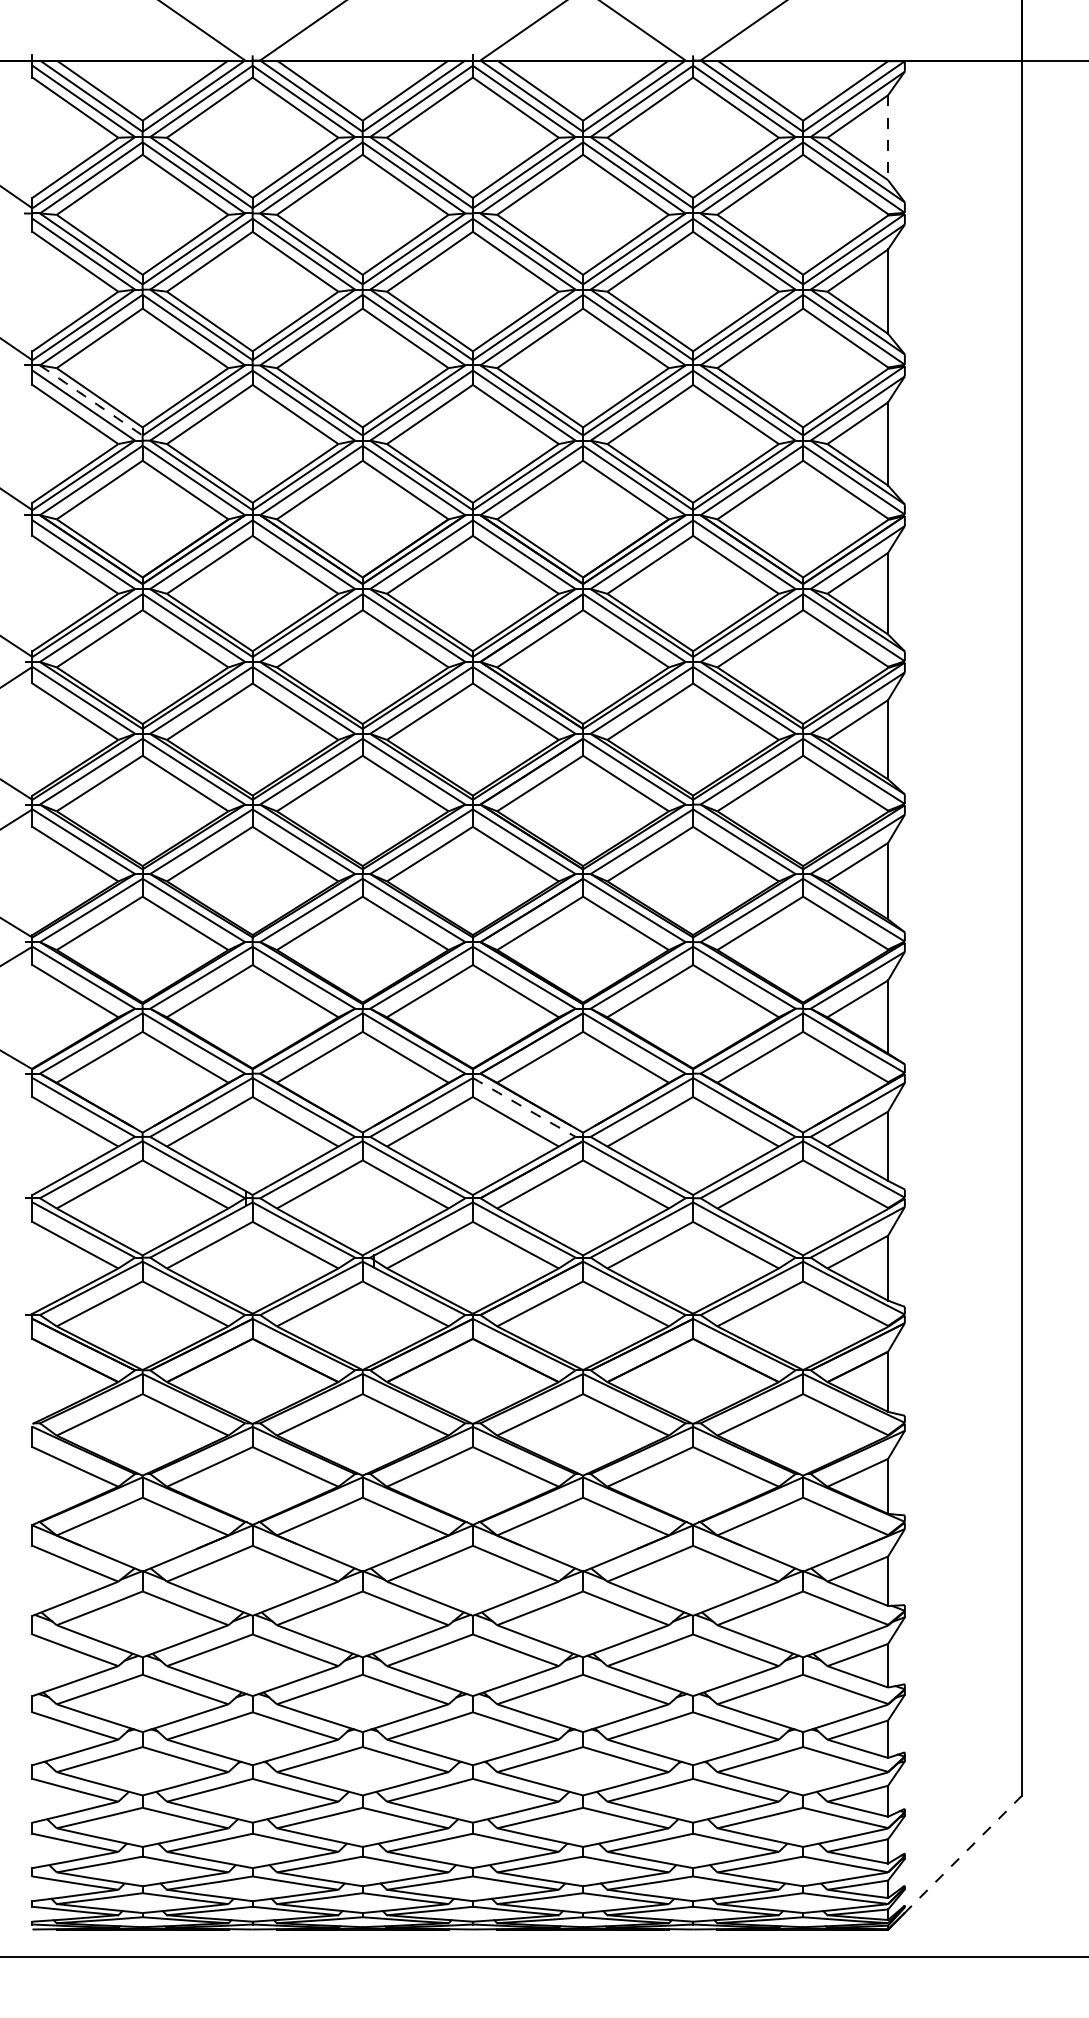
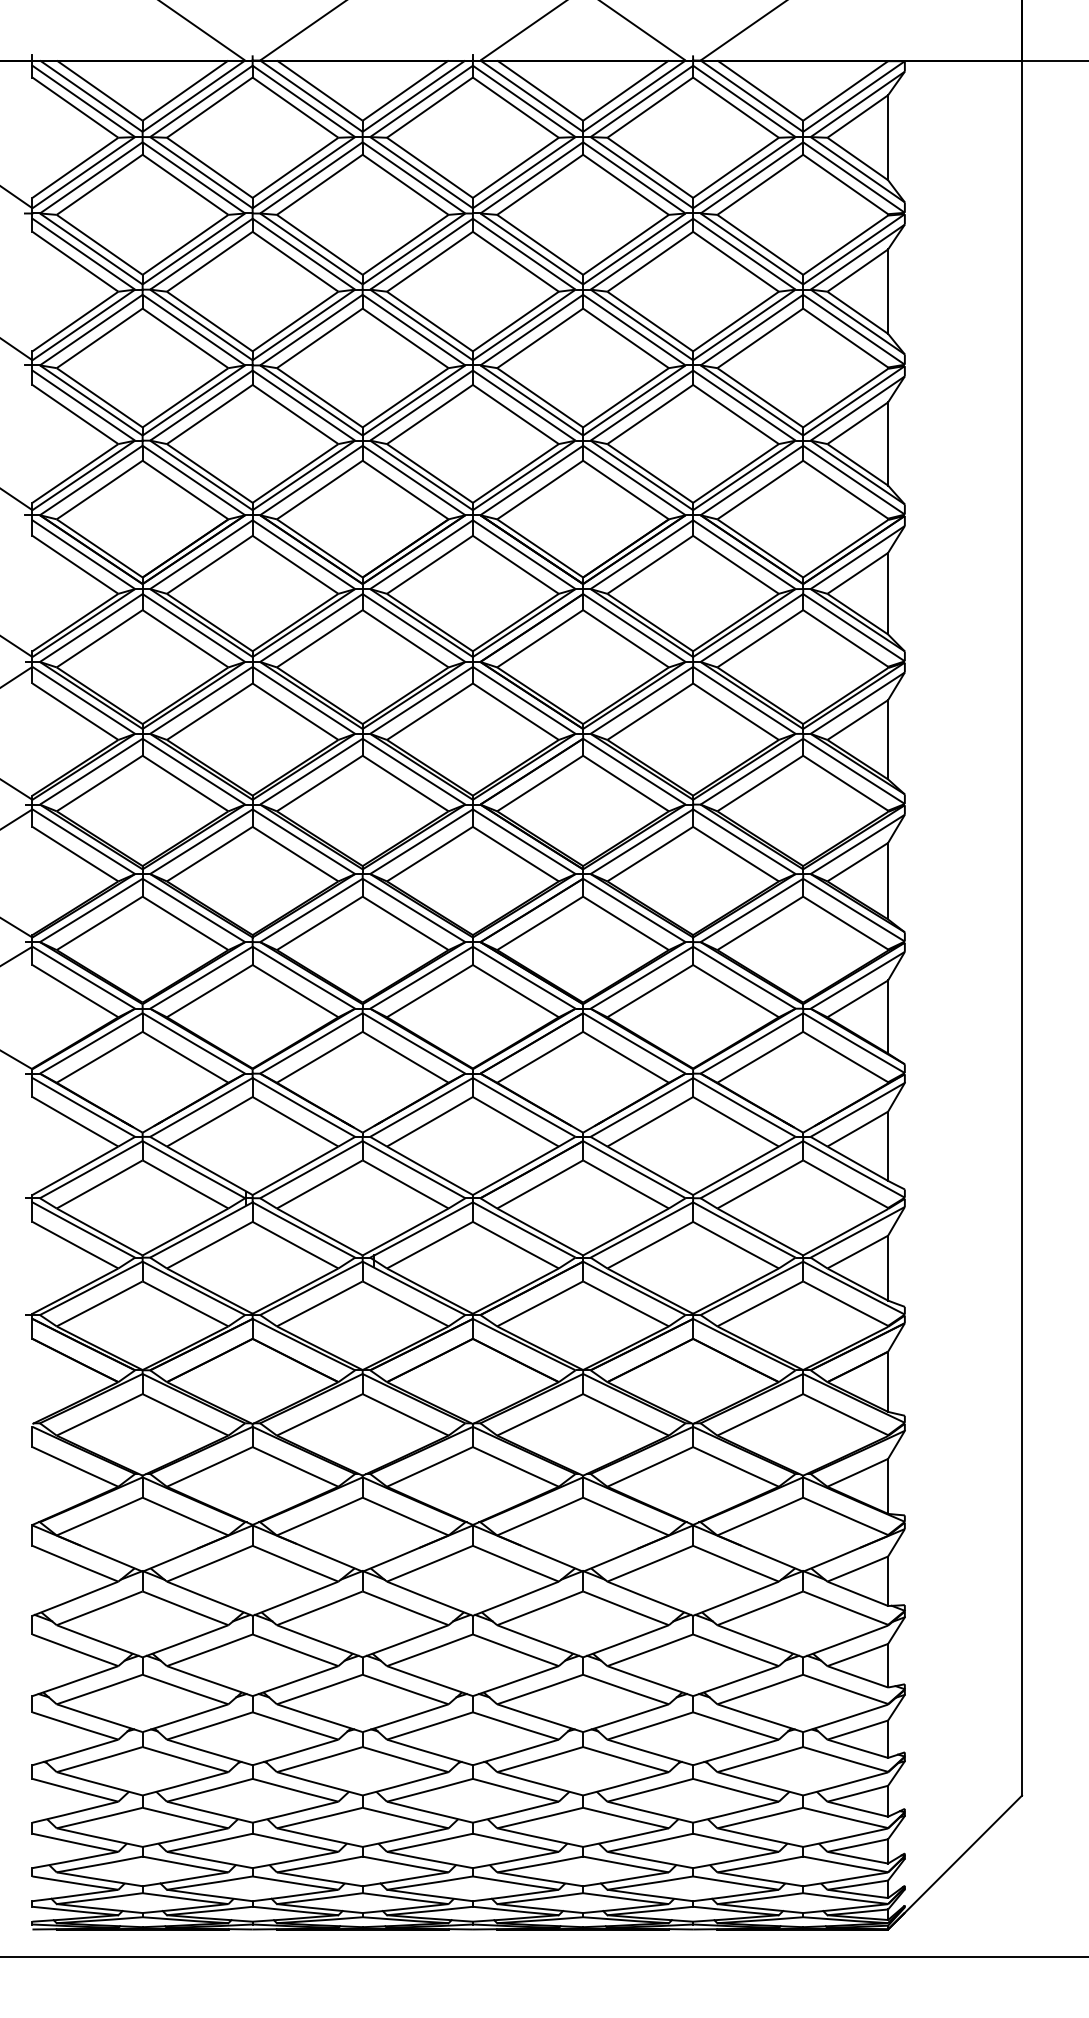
line: dashed -> solid (888, 137)
arc: dashed -> solid (91, 400)
arc: dashed -> solid (524, 1107)
line: dashed -> solid (955, 1862)
